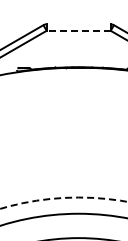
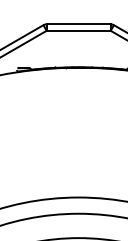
line: none -> present (78, 24)
line: dashed -> solid (78, 30)
circle: dashed -> solid (63, 202)
